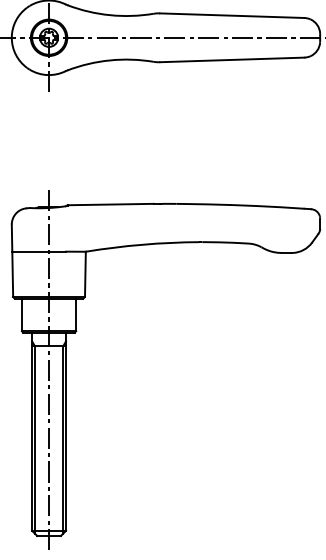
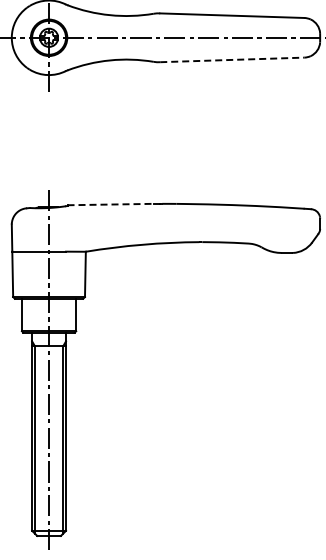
line: solid -> dashed (232, 59)
line: solid -> dashed (111, 204)
